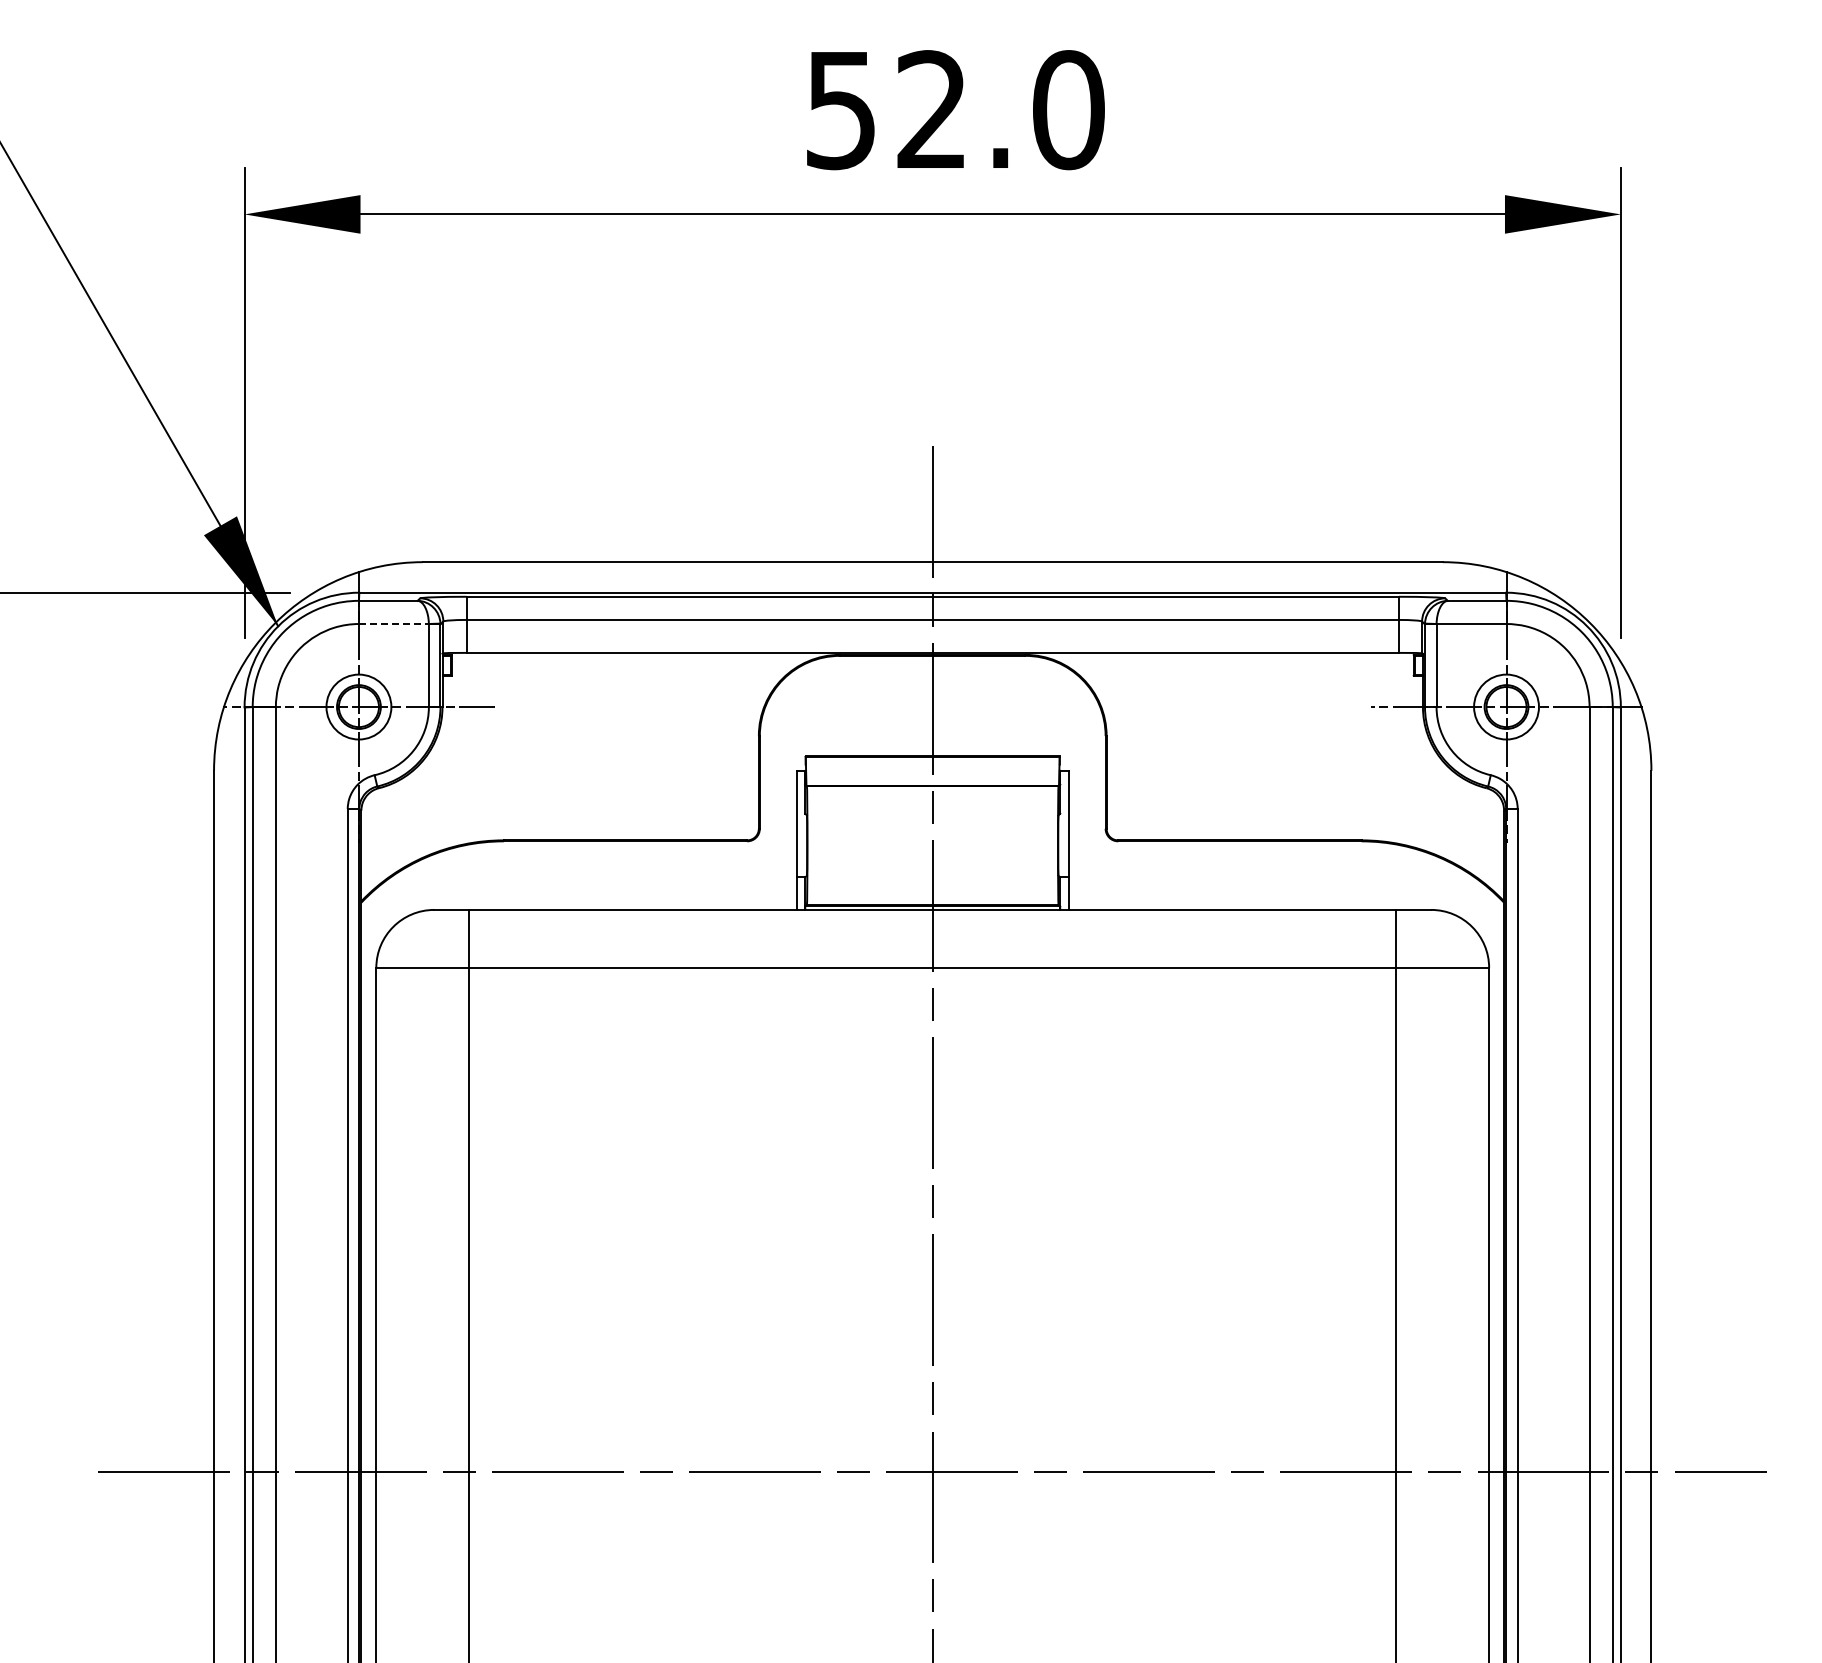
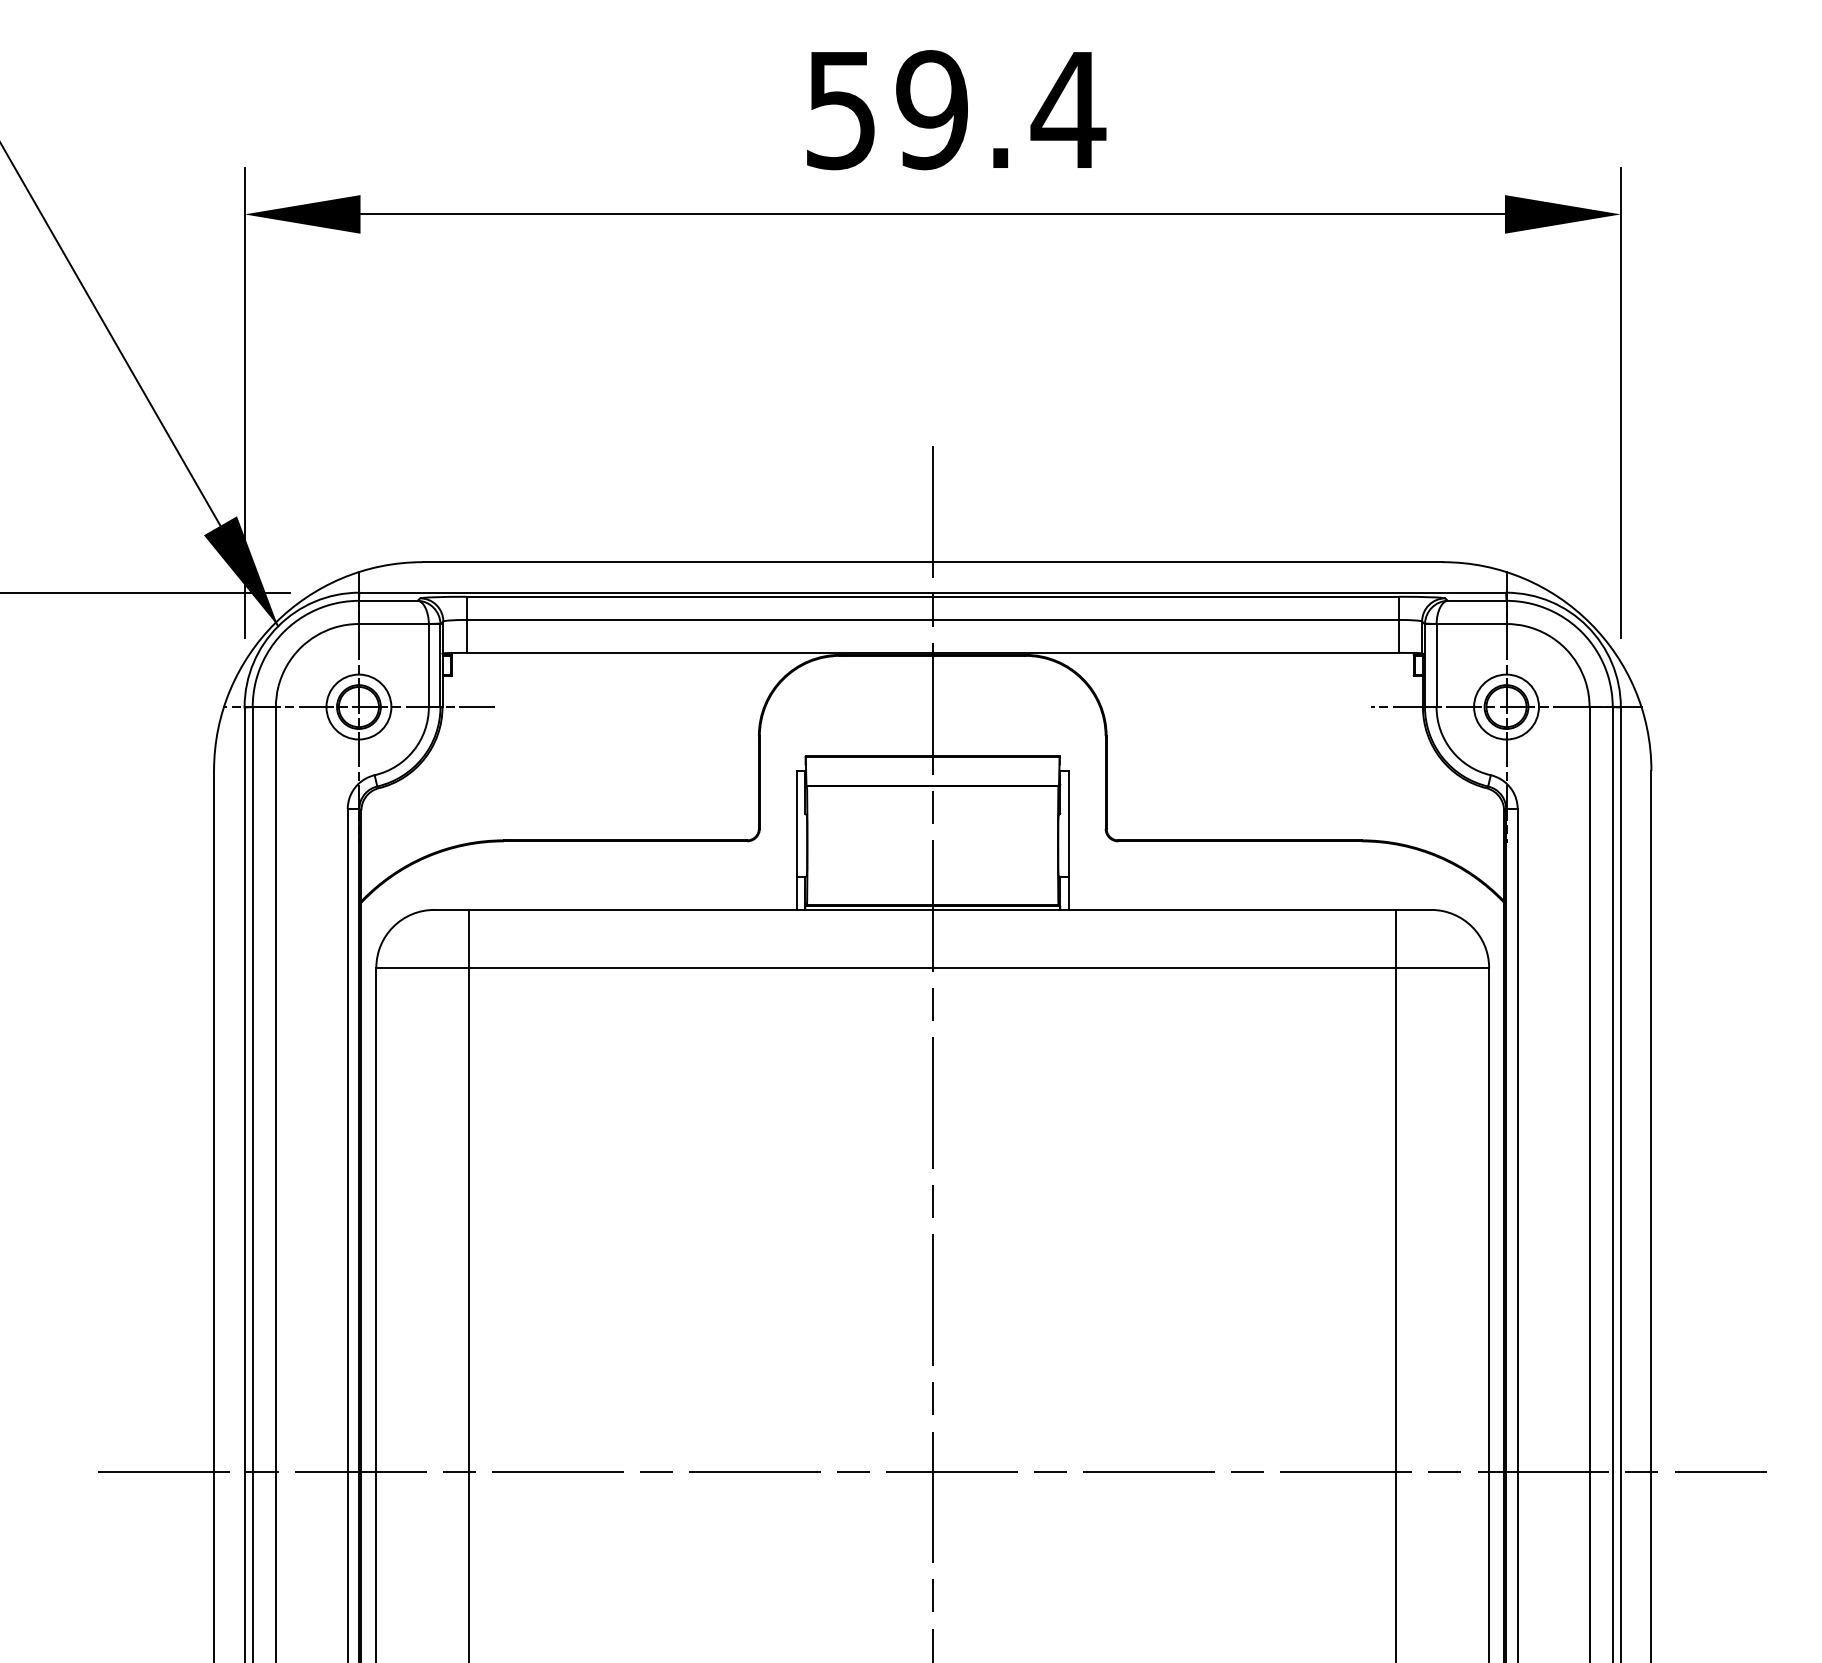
text: 52.0 -> 59.4 (1001, 110)
line: dashed -> solid (393, 624)
